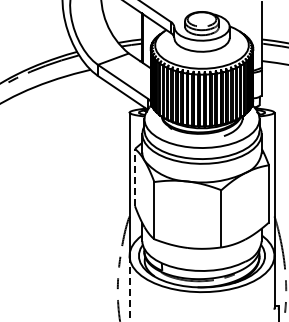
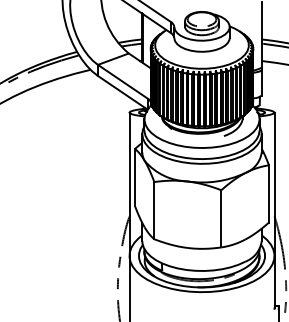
line: dashed -> solid (135, 177)
line: dashed -> solid (129, 288)
